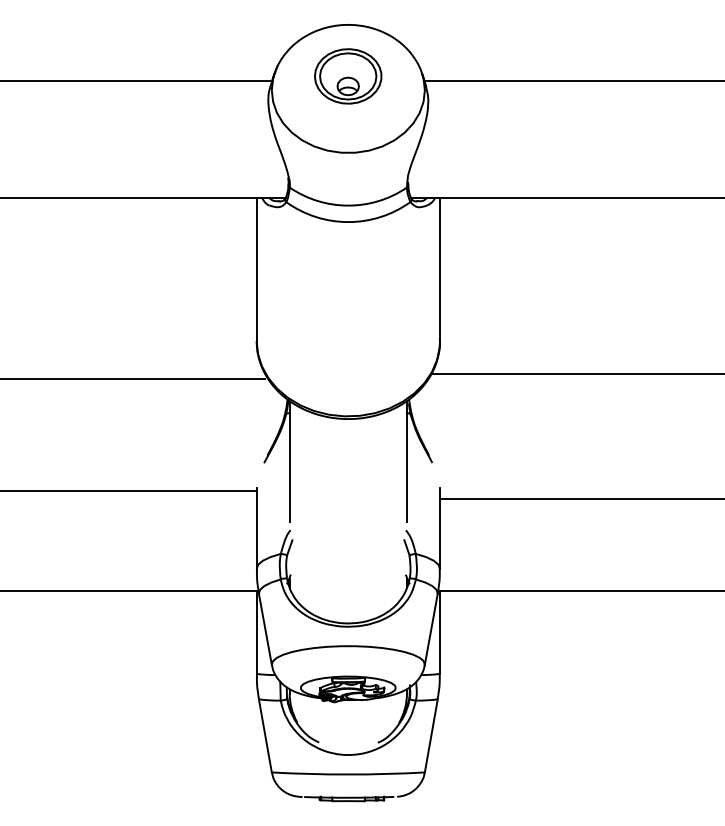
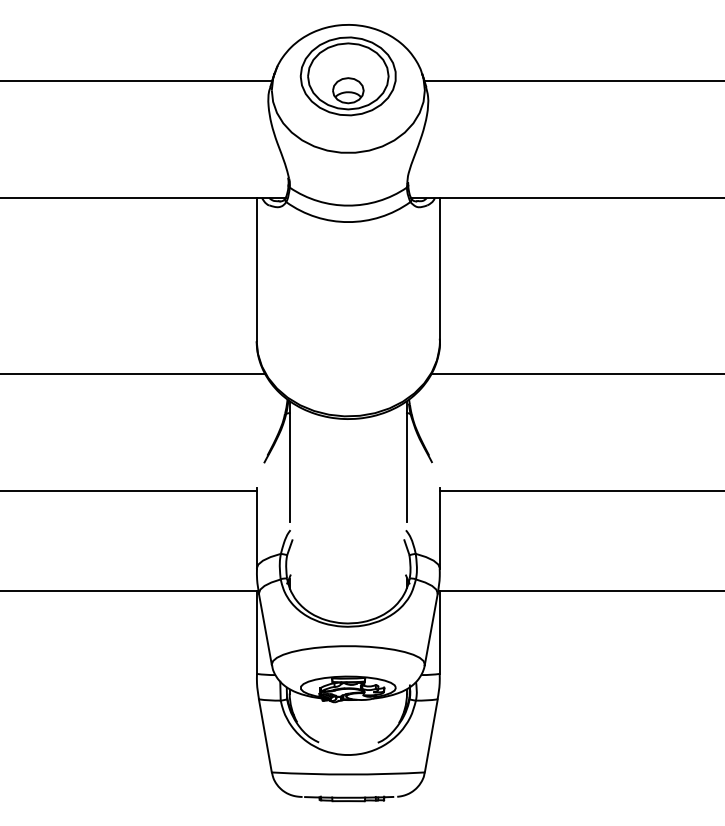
part size: 69x57 px -> 98x81 px (347, 76)
line position: (133, 378) -> (133, 373) (133, 373)
line position: (580, 498) -> (580, 490) (580, 490)
